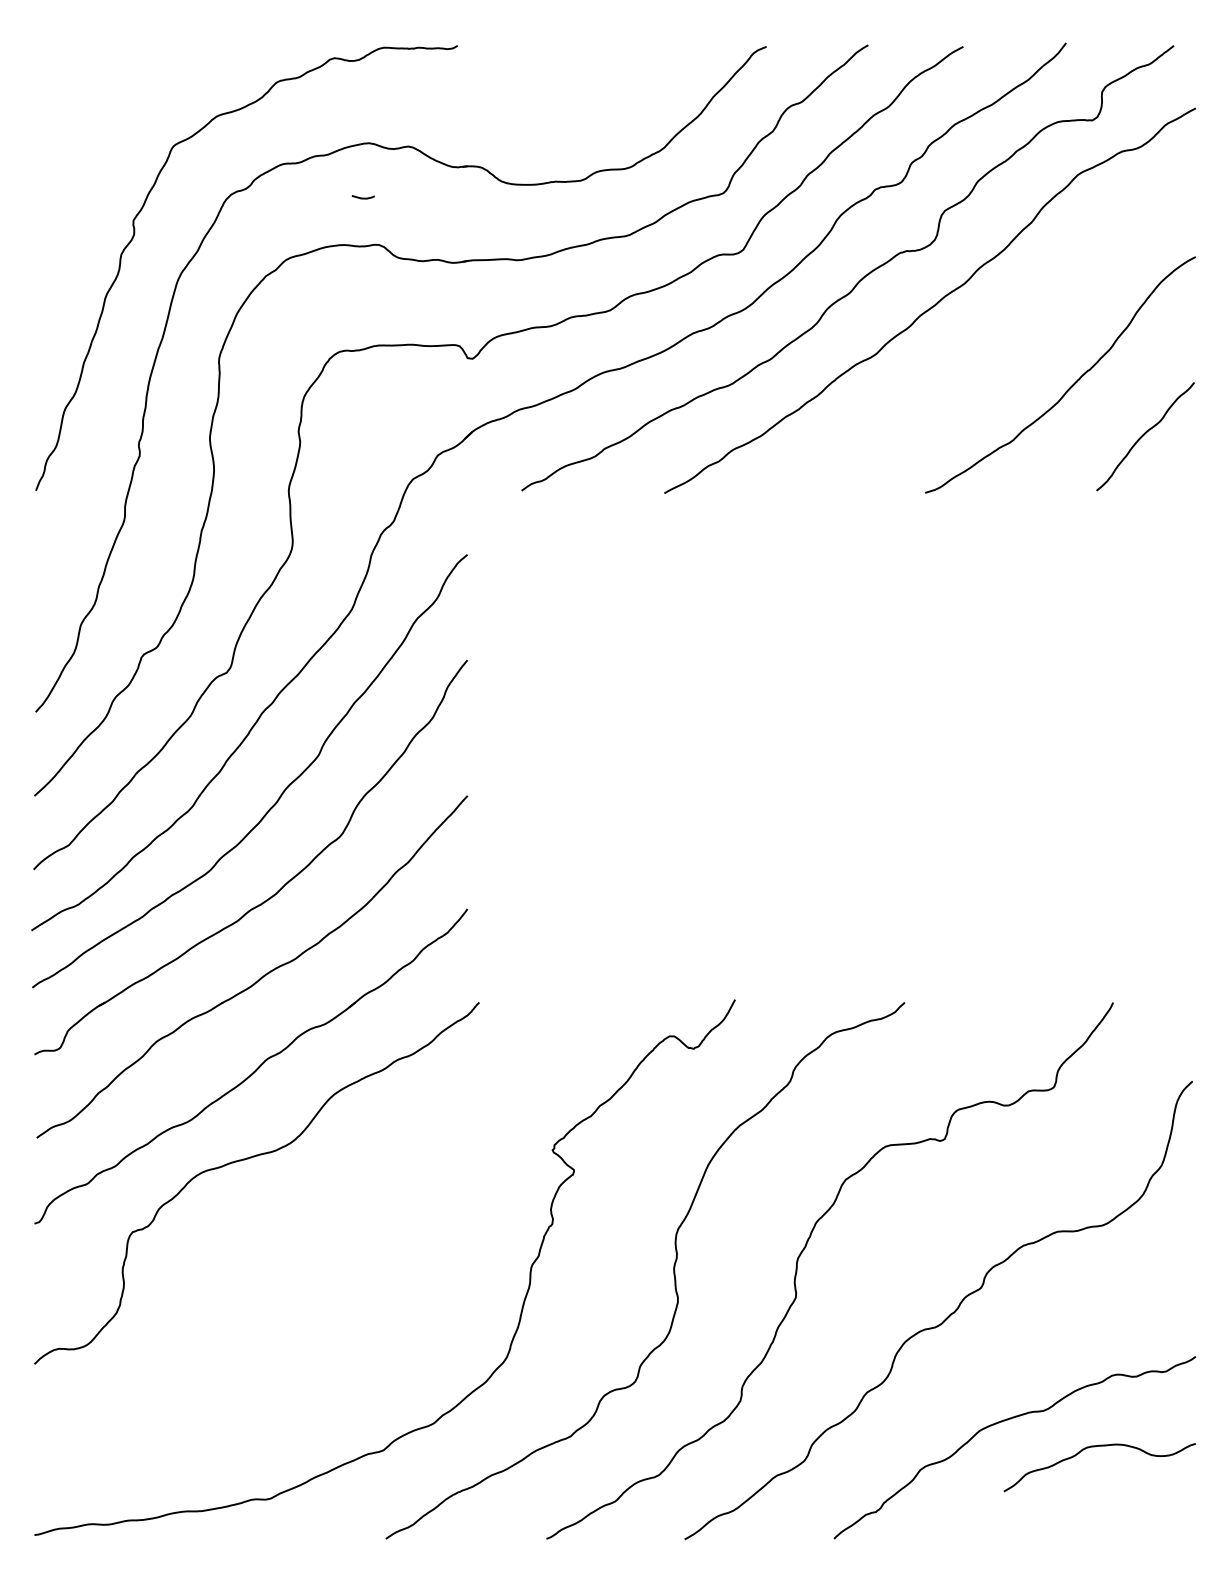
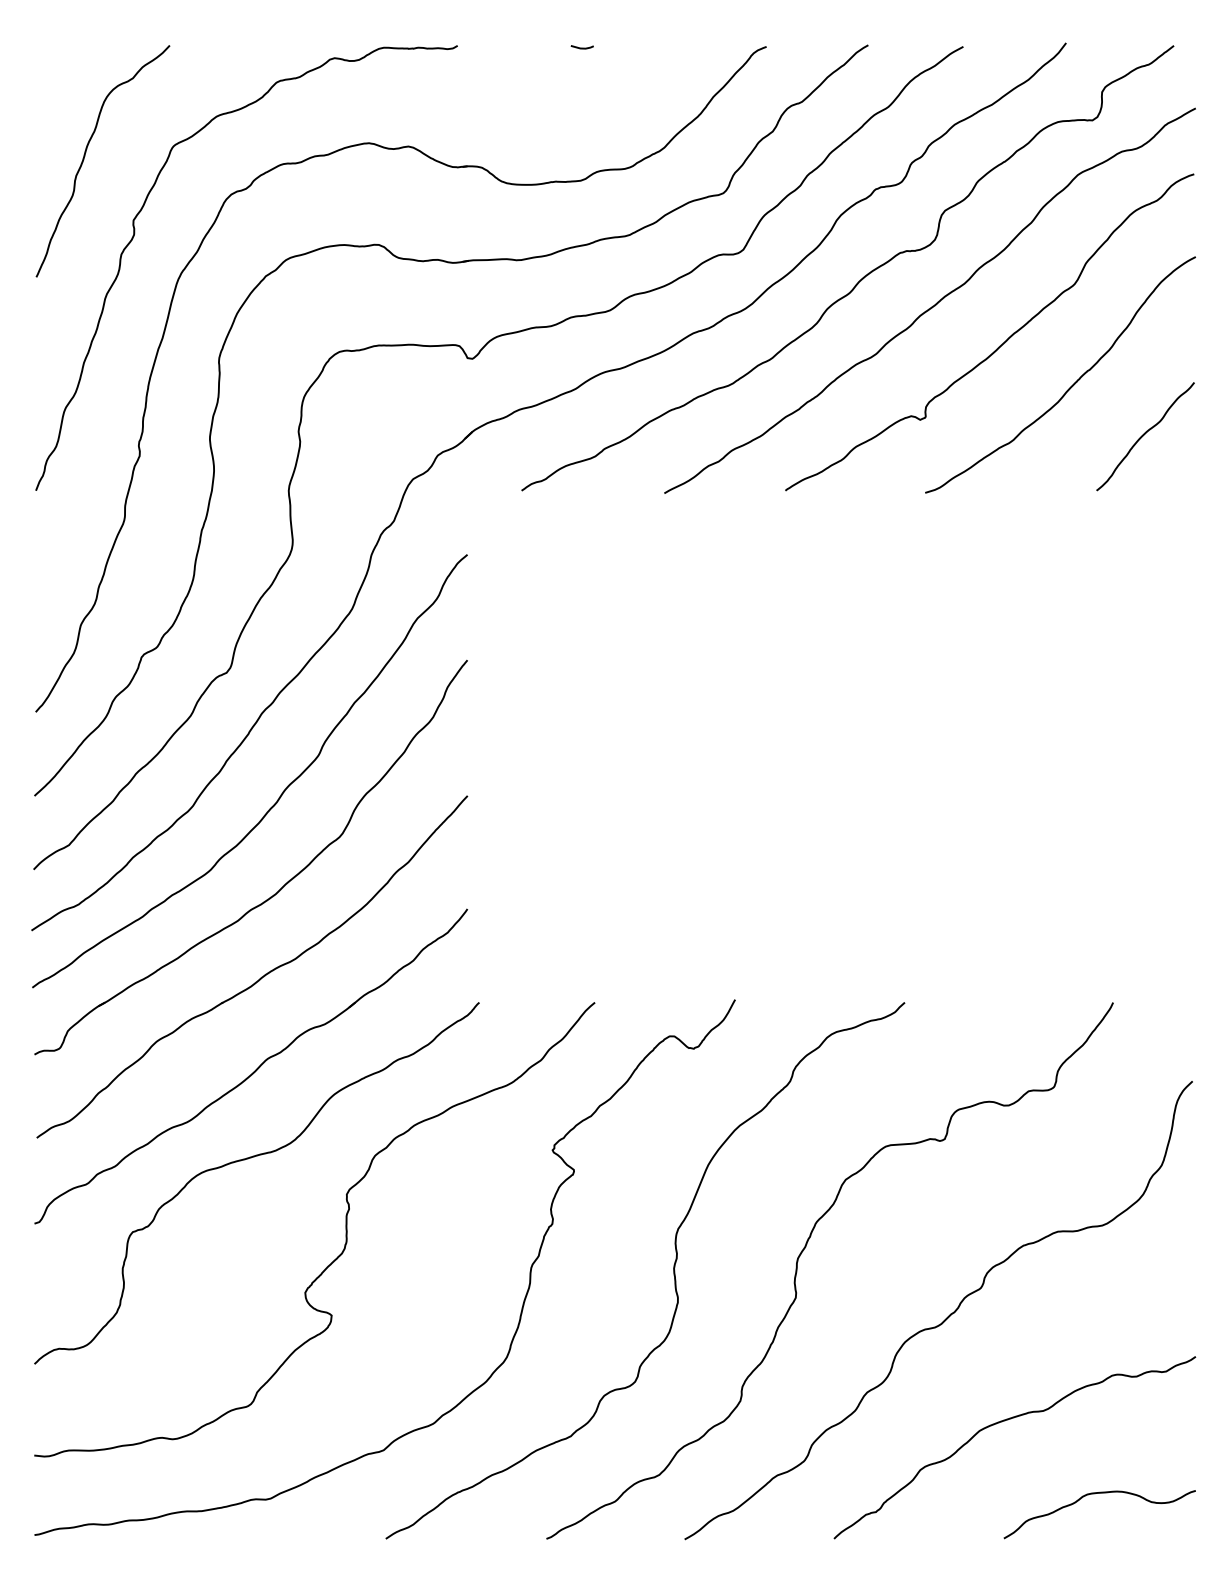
curve: none -> present (85, 156)
curve position: (362, 197) -> (581, 47) (581, 47)
curve: none -> present (999, 345)
curve: none -> present (345, 1229)
curve position: (1095, 1447) -> (1095, 1494) (1095, 1494)
